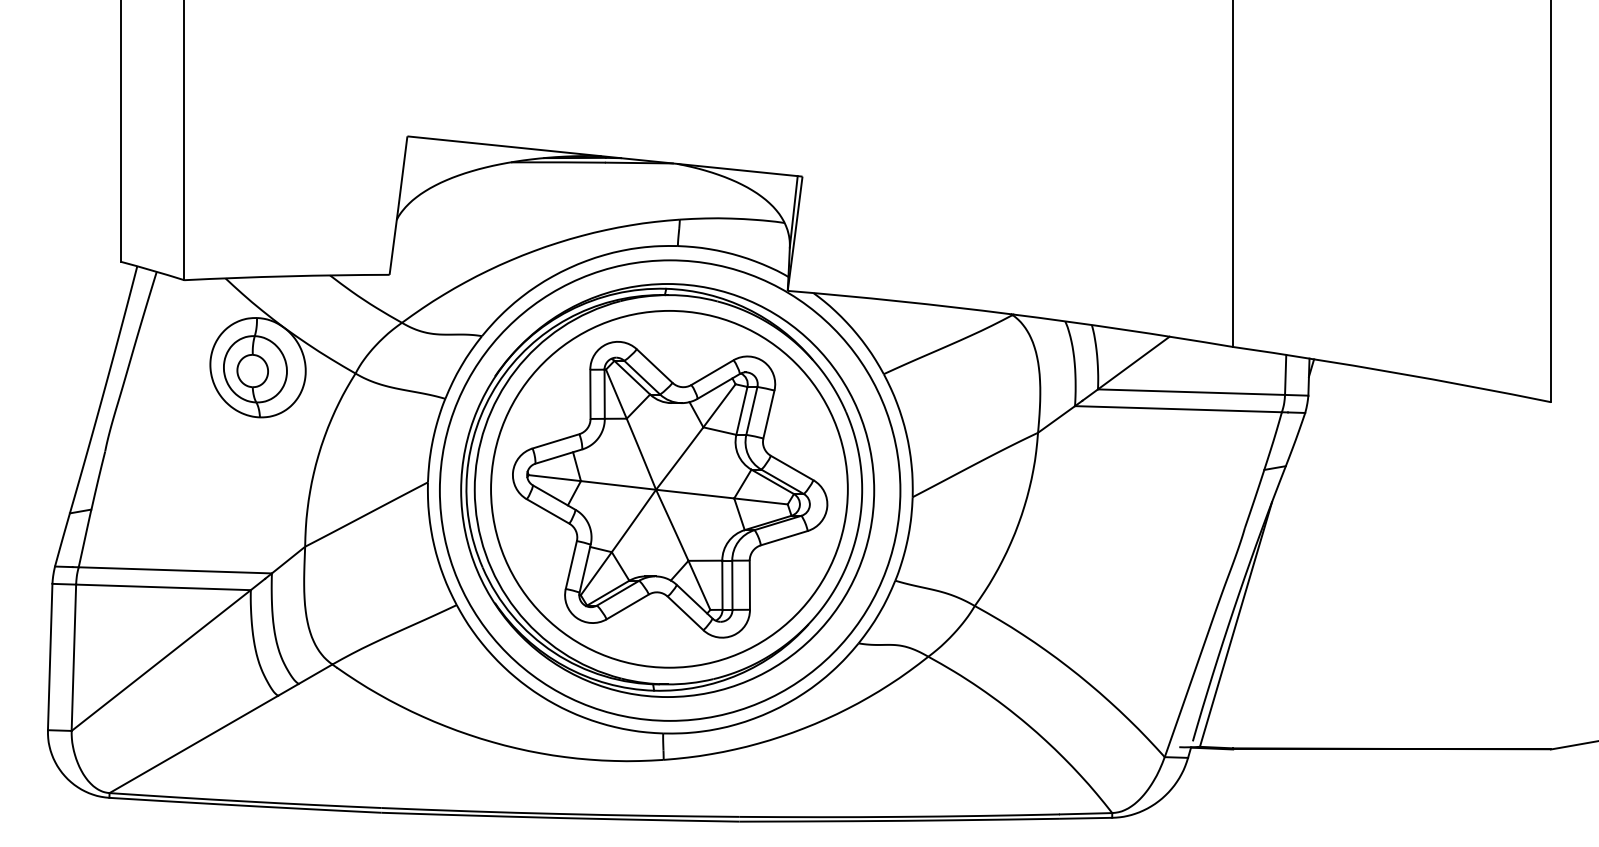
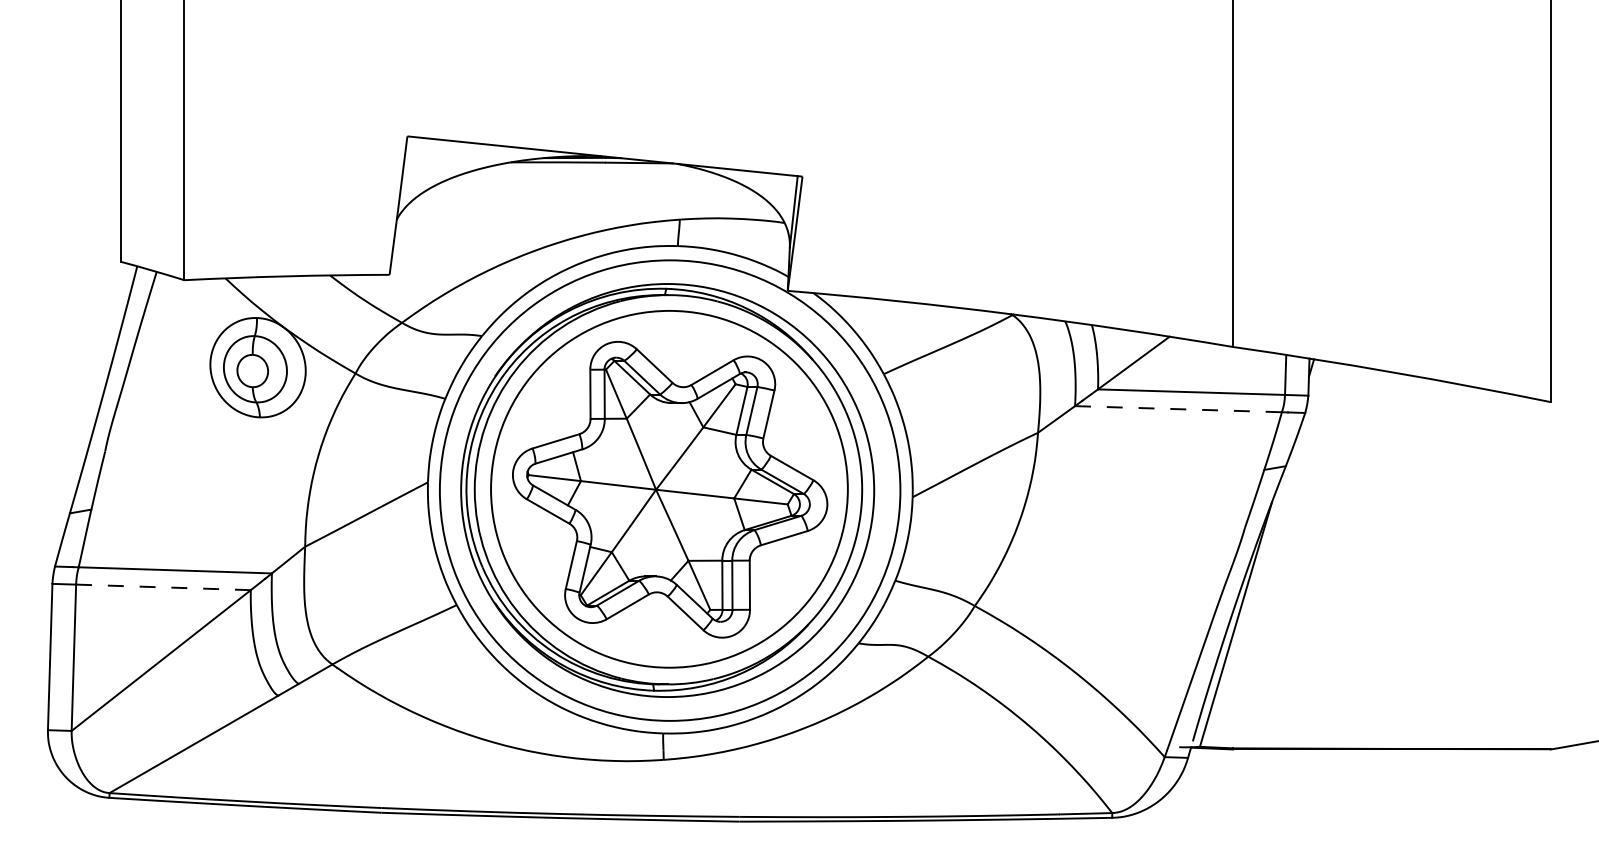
line: solid -> dashed (1178, 409)
line: solid -> dashed (162, 587)
